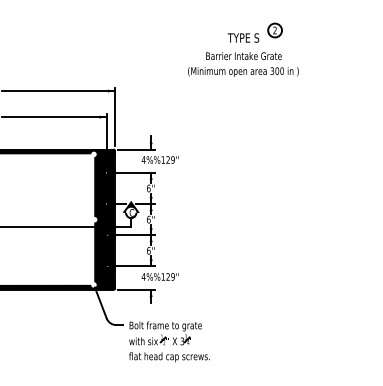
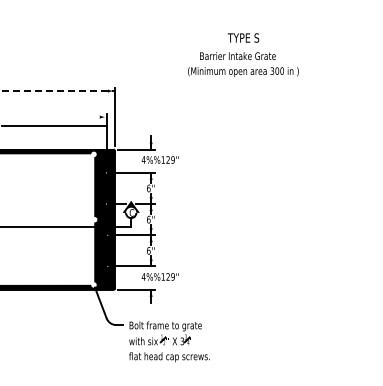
part: present -> none (274, 30)
text position: (243, 55) -> (237, 55) (237, 55)
line: solid -> dashed (59, 91)
line position: (54, 117) -> (54, 126) (54, 126)
